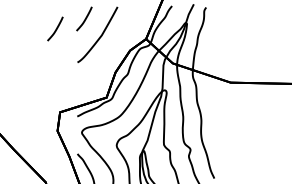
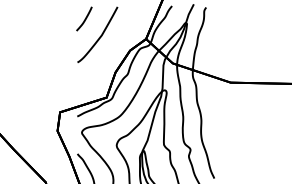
curve: present -> none (56, 28)
